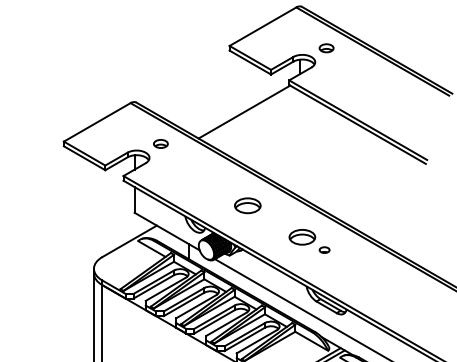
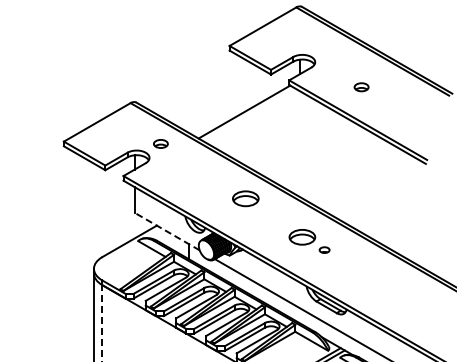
part position: (326, 48) -> (361, 87) (361, 87)
part position: (247, 205) -> (245, 198) (245, 198)
line: solid -> dashed (167, 231)
line: solid -> dashed (102, 323)
